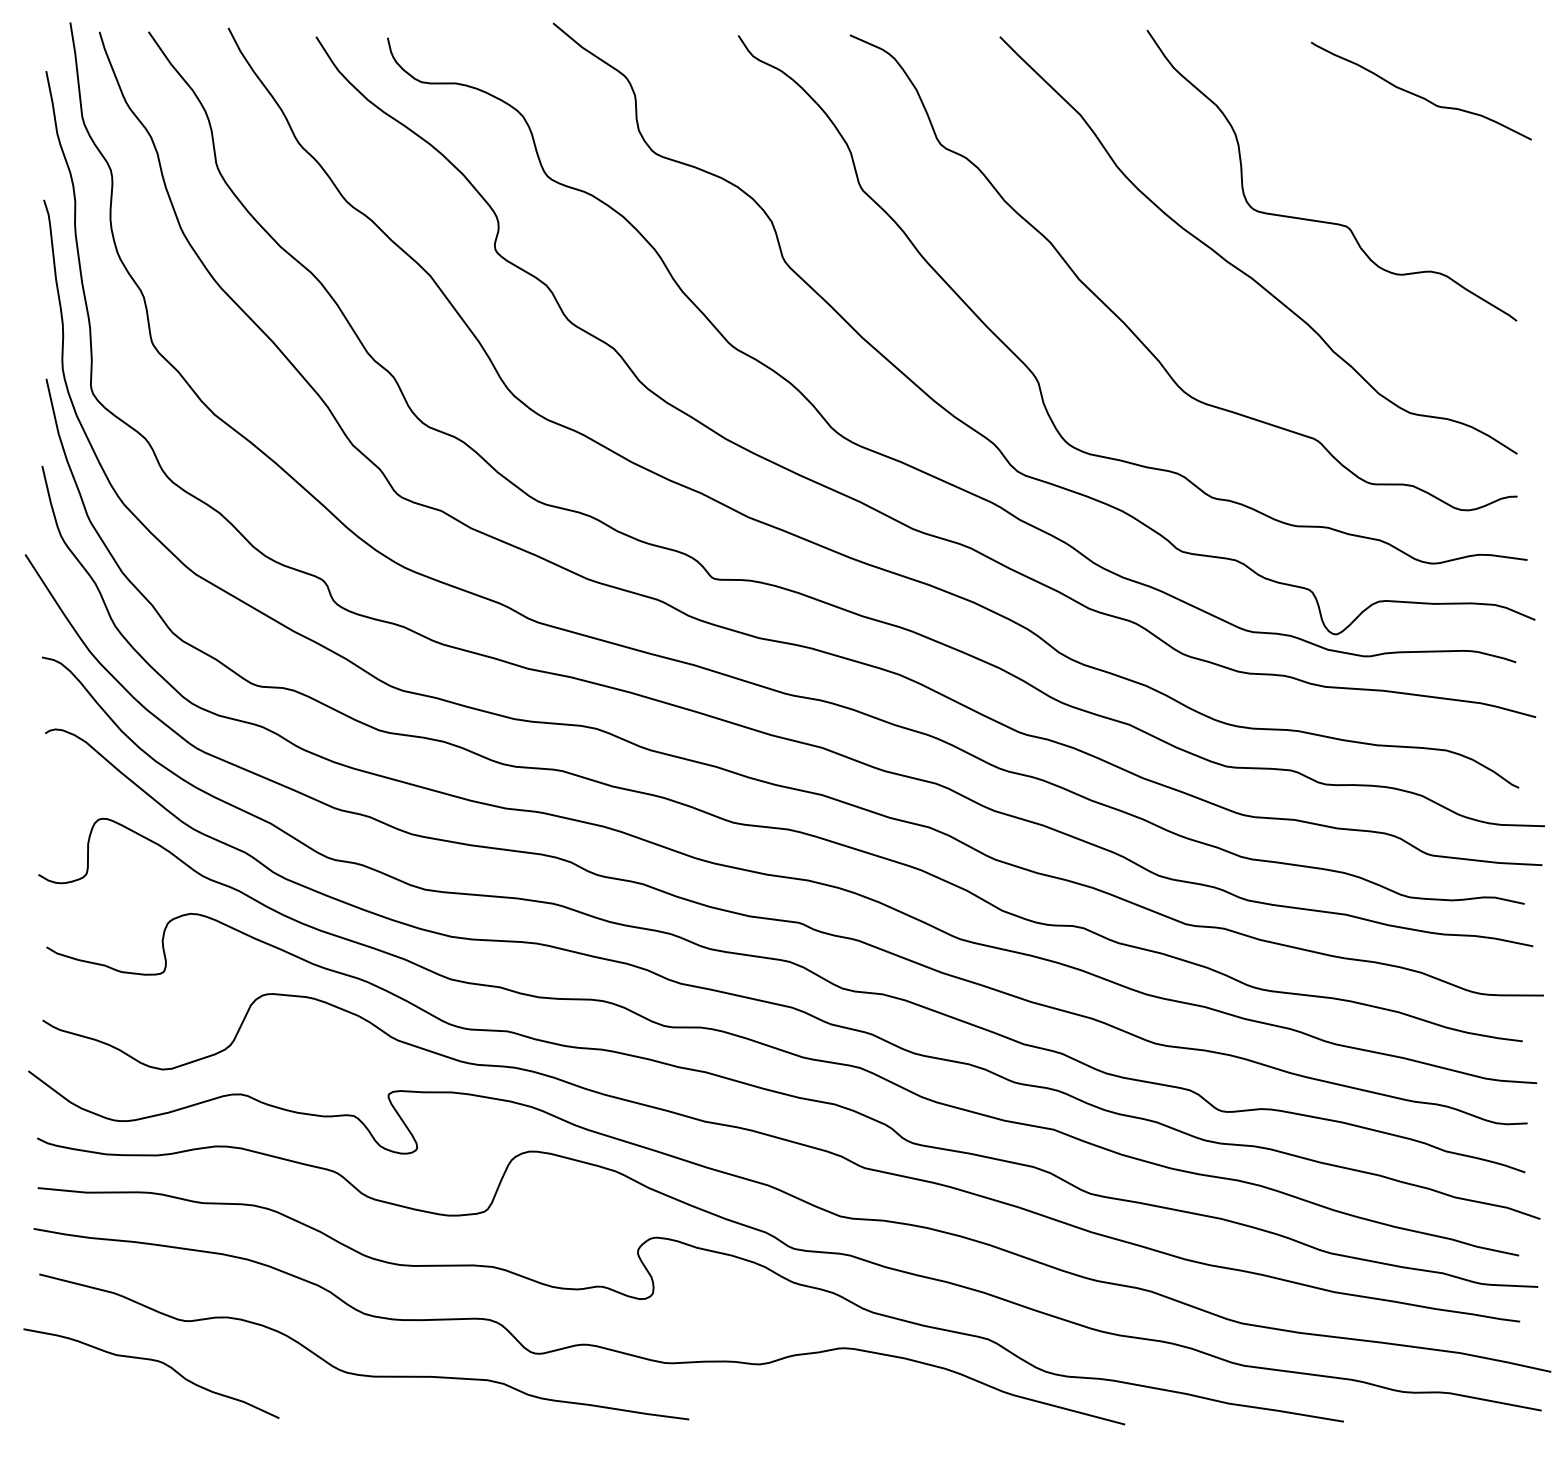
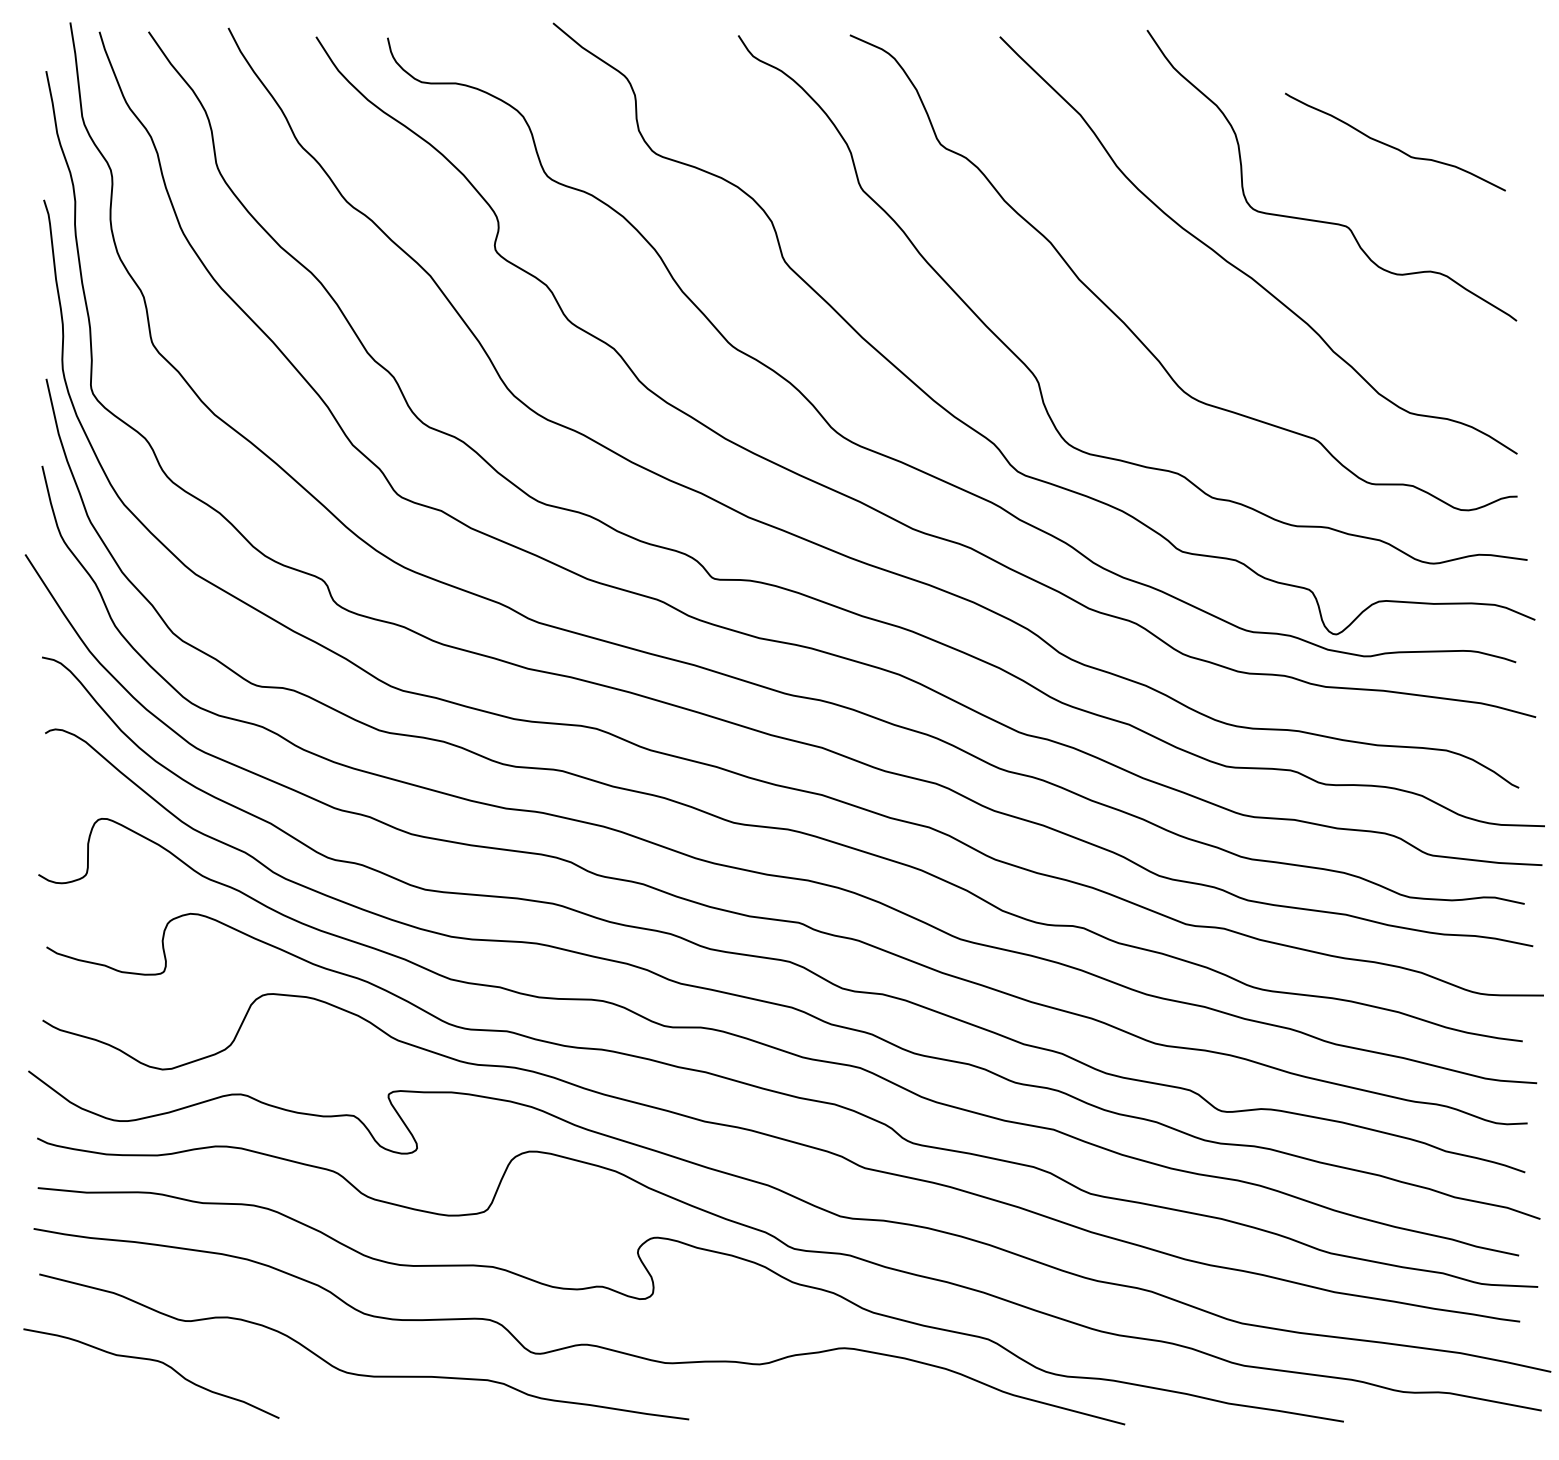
curve position: (1419, 95) -> (1393, 146) (1393, 146)
